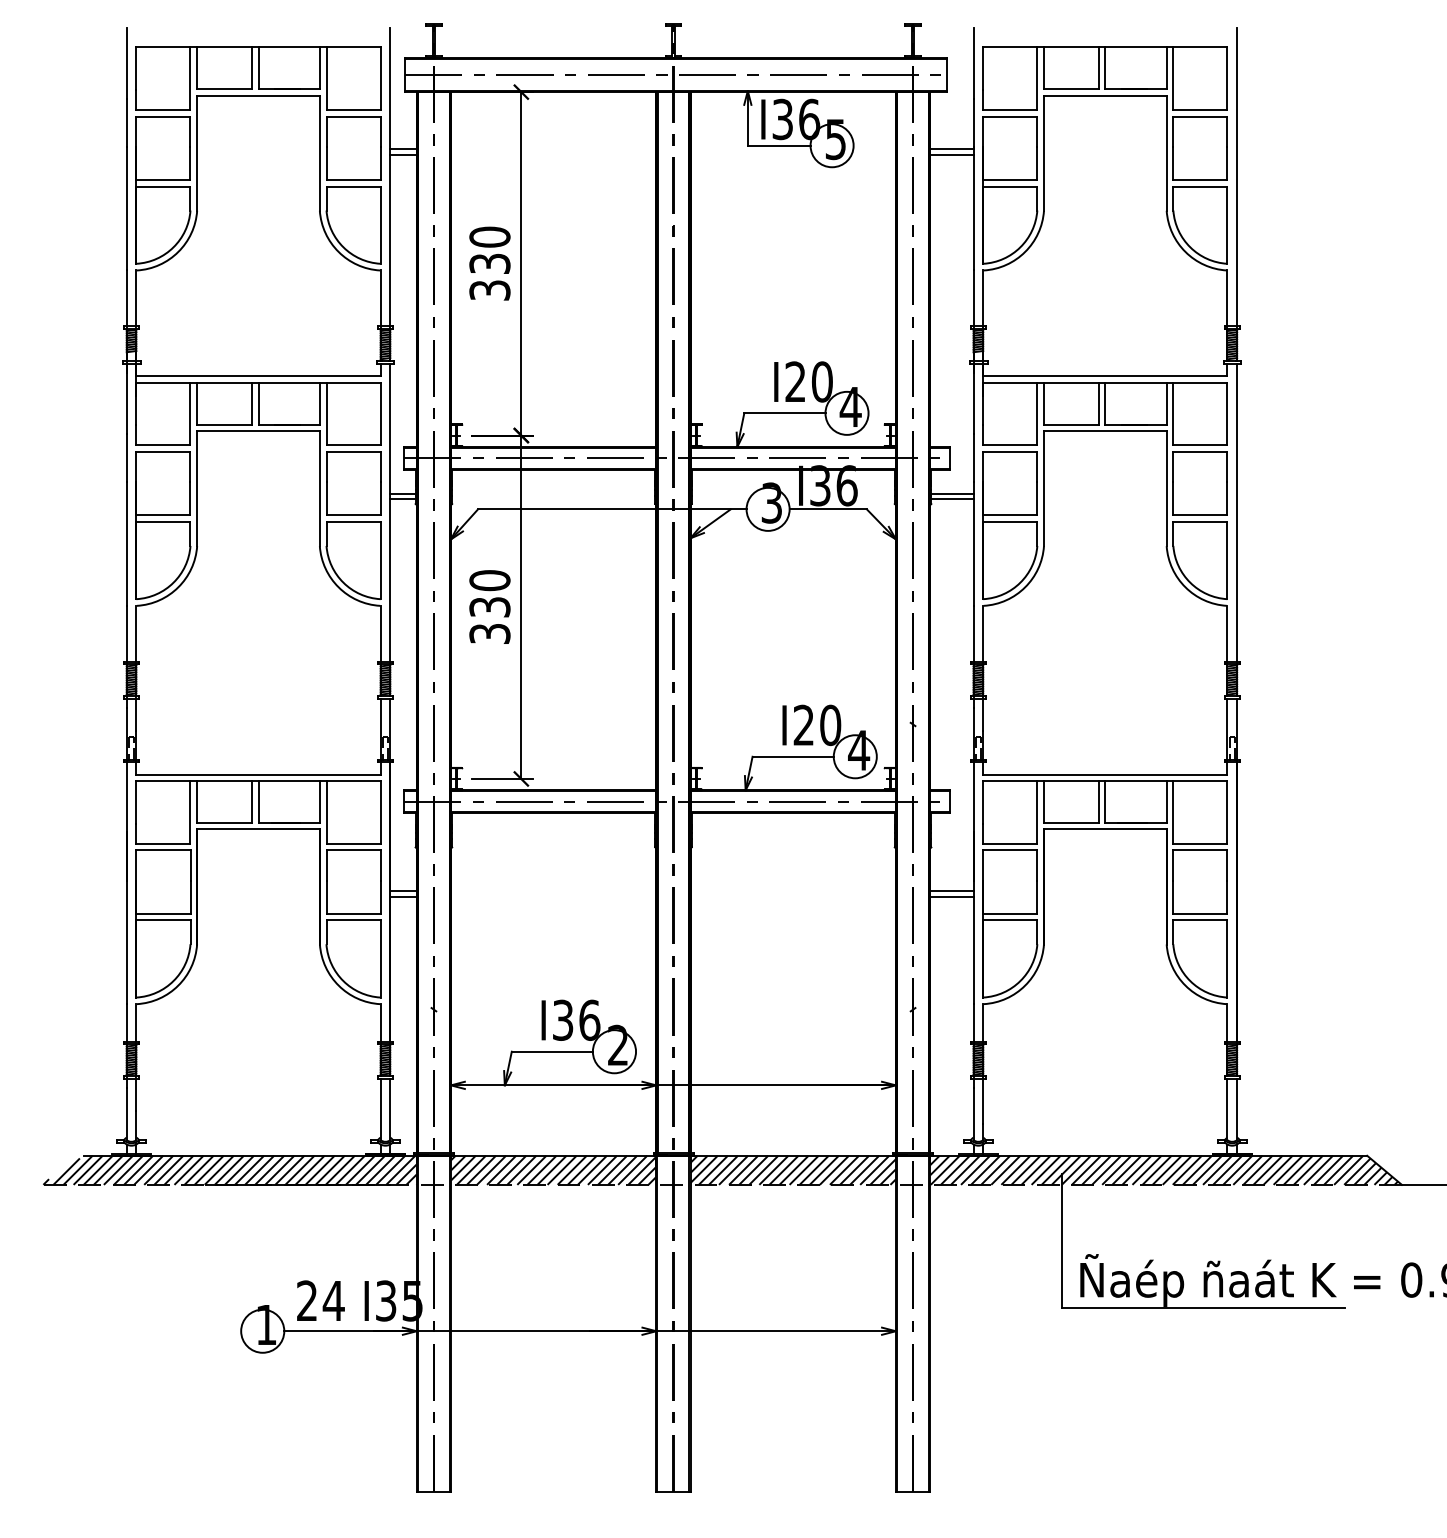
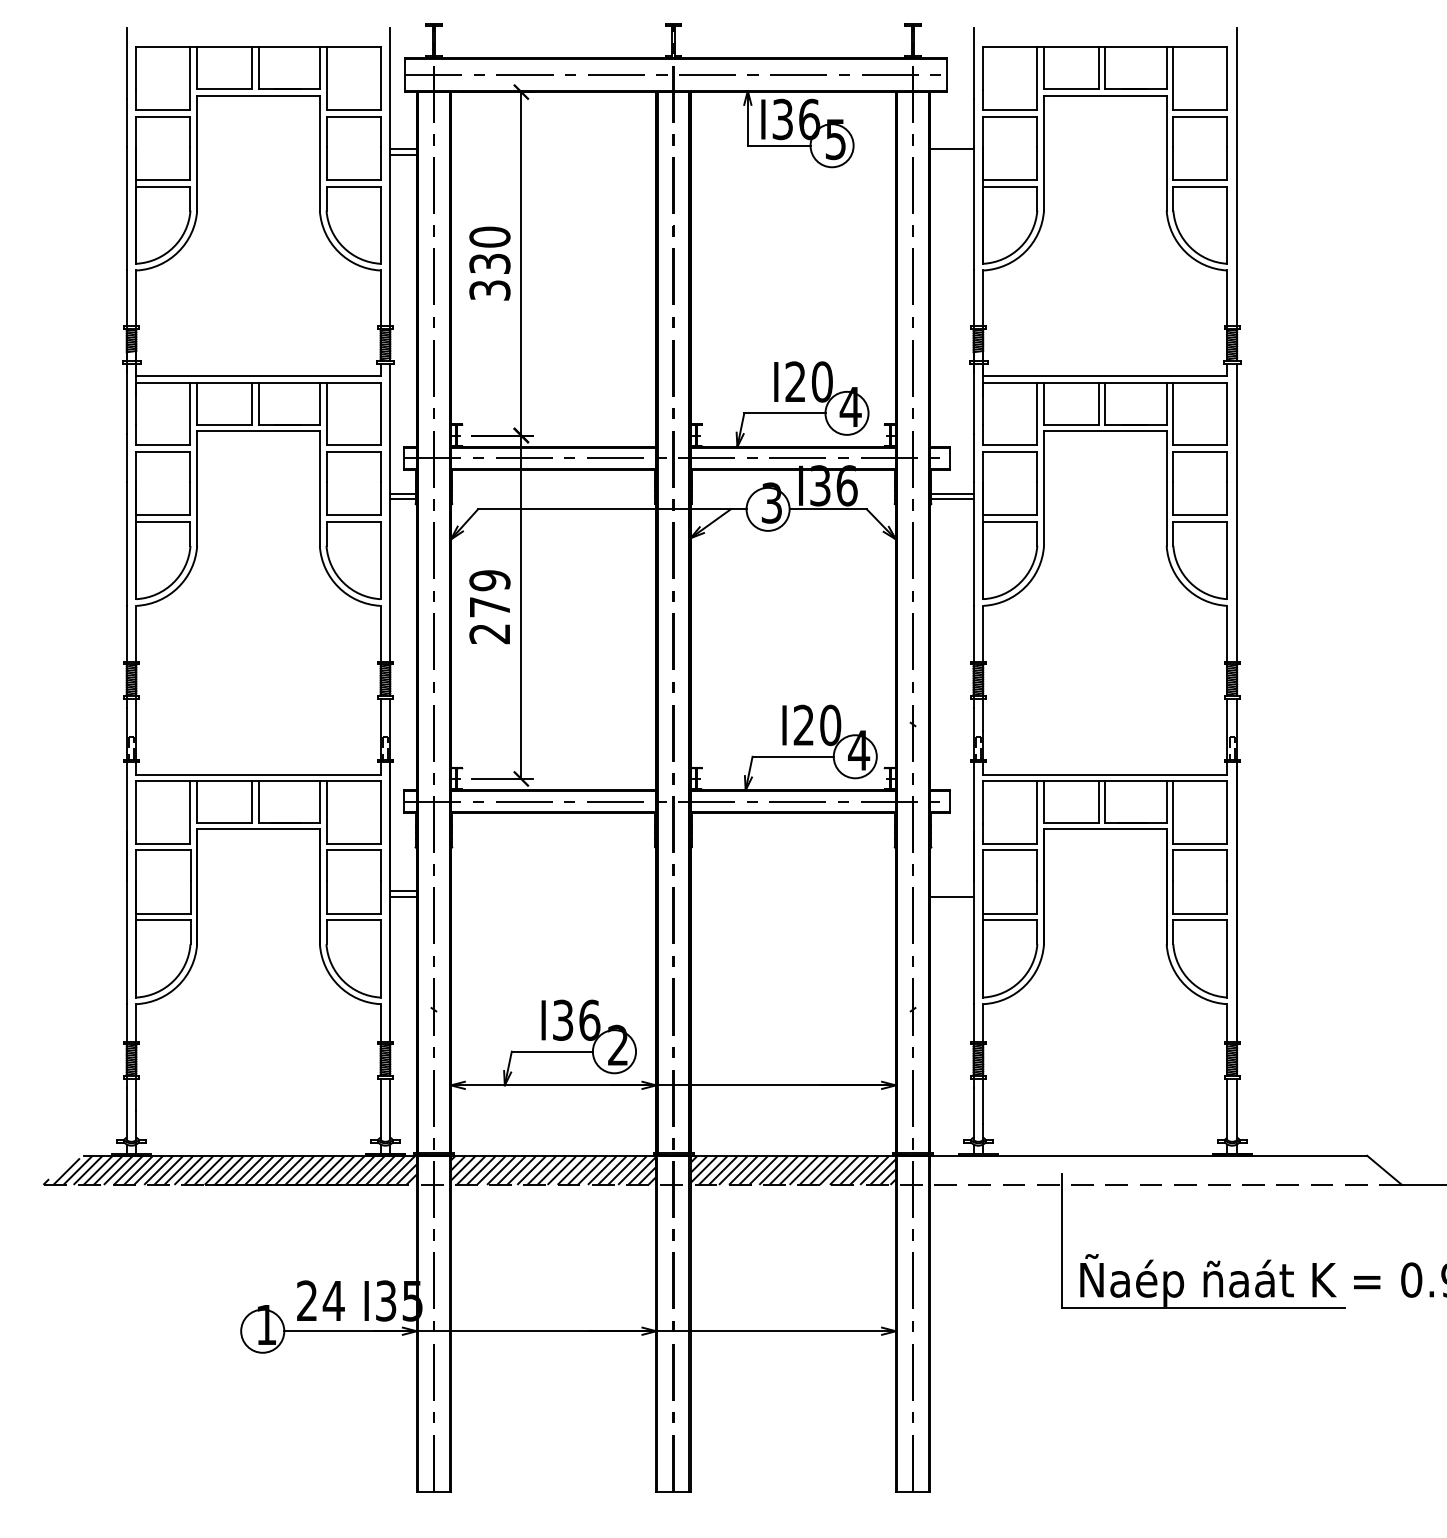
line: present -> none (951, 154)
text: 330 -> 279 (489, 607)
line: present -> none (951, 891)
hatch: present -> none (1163, 1169)
